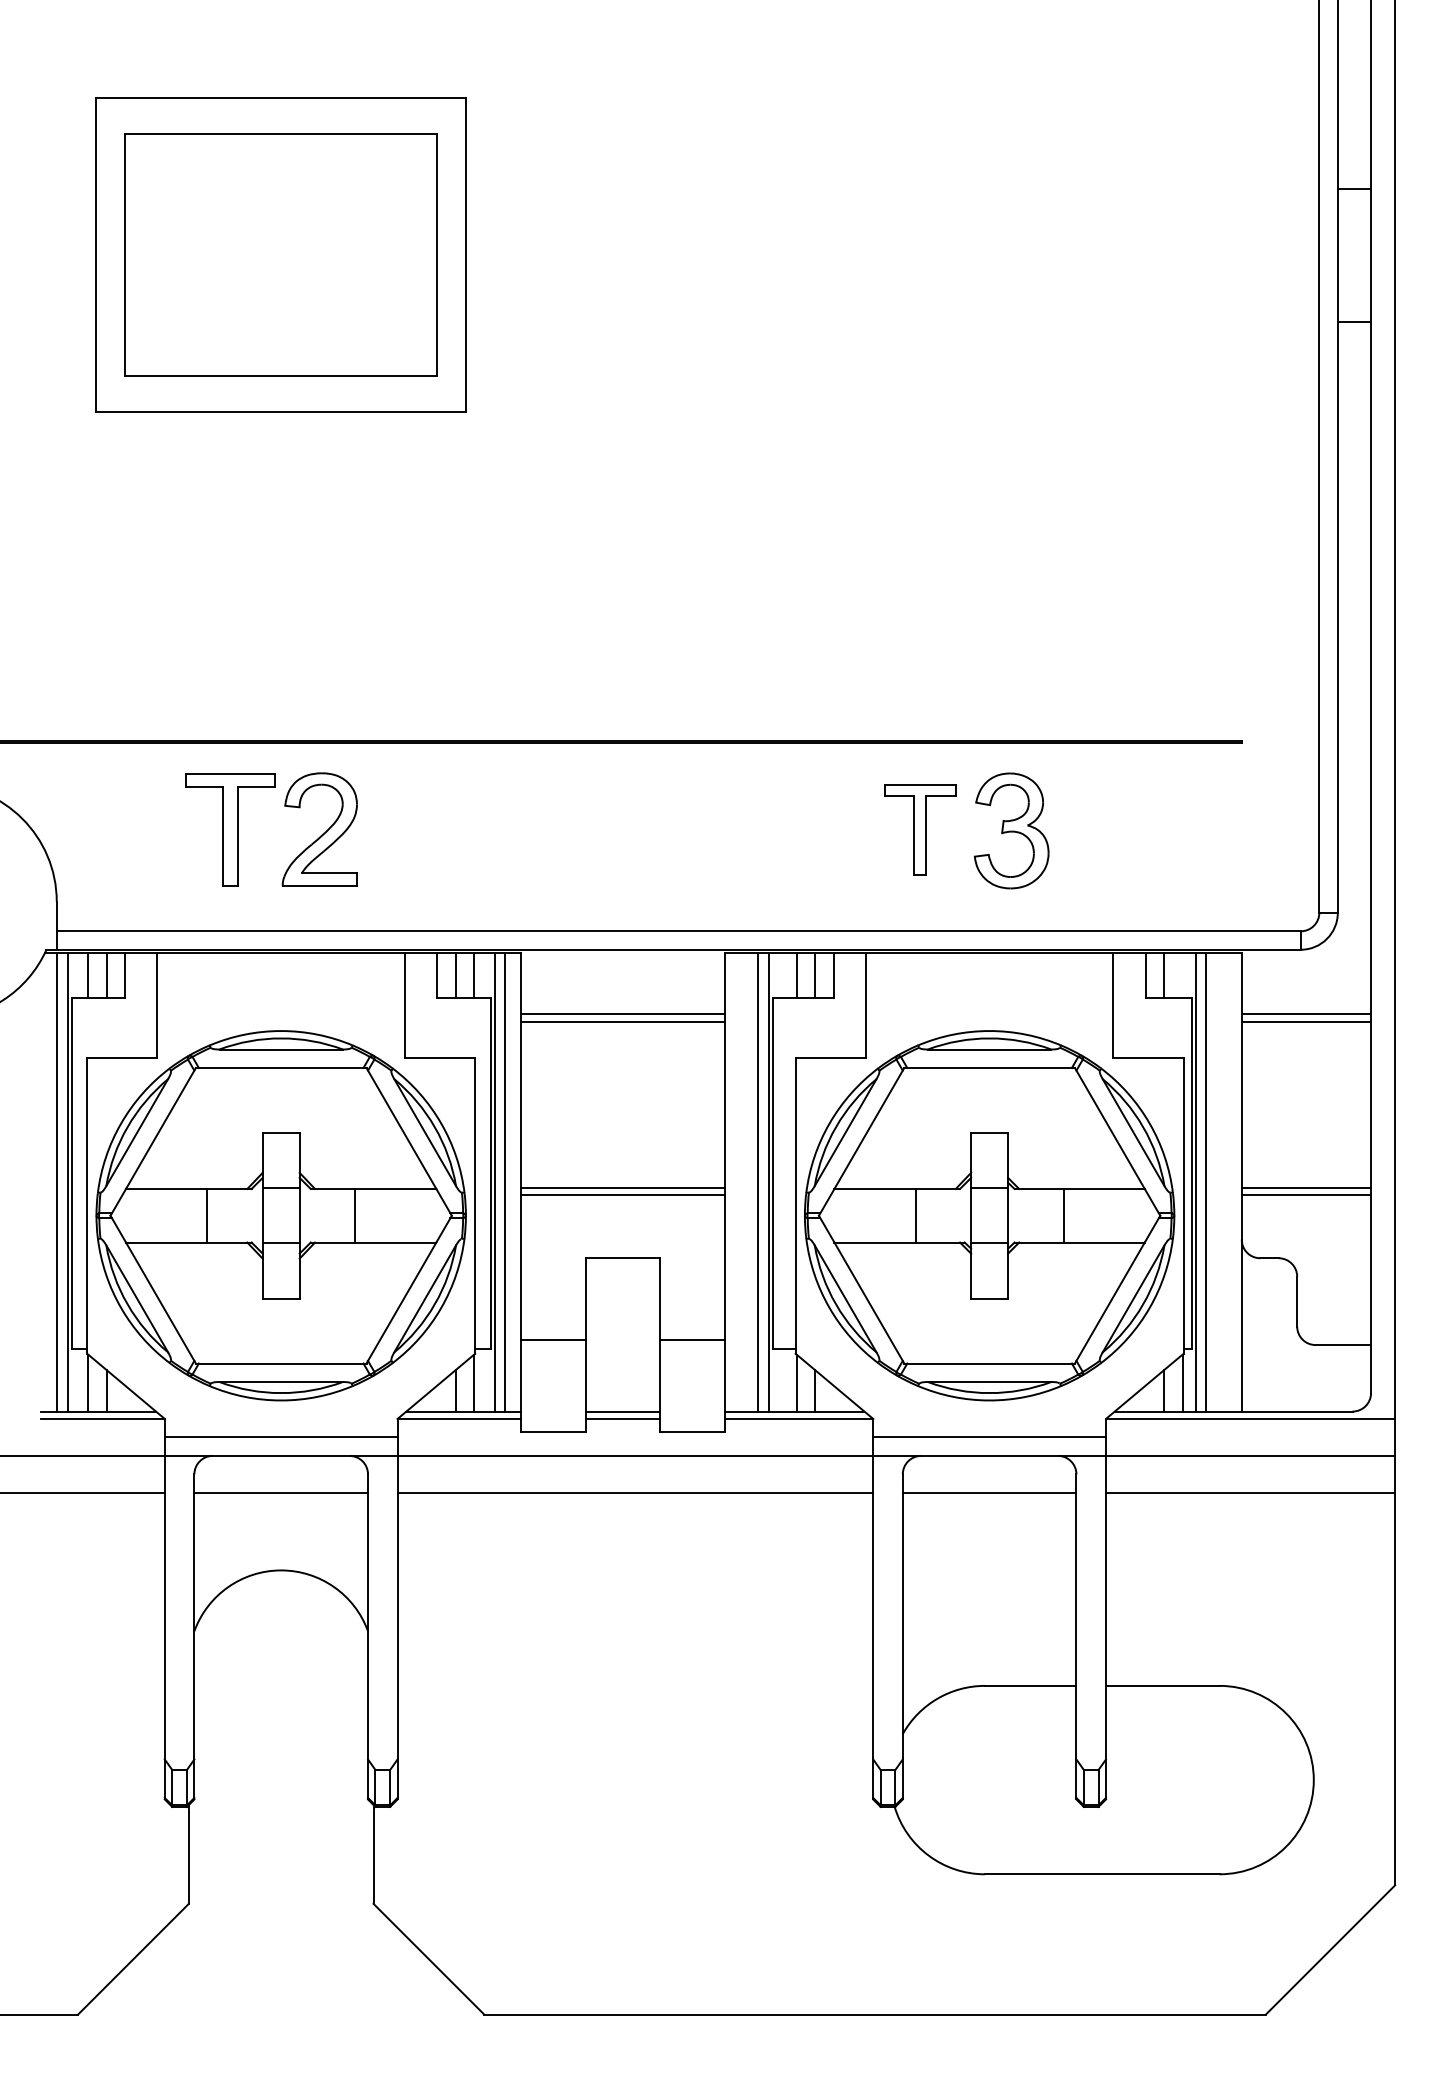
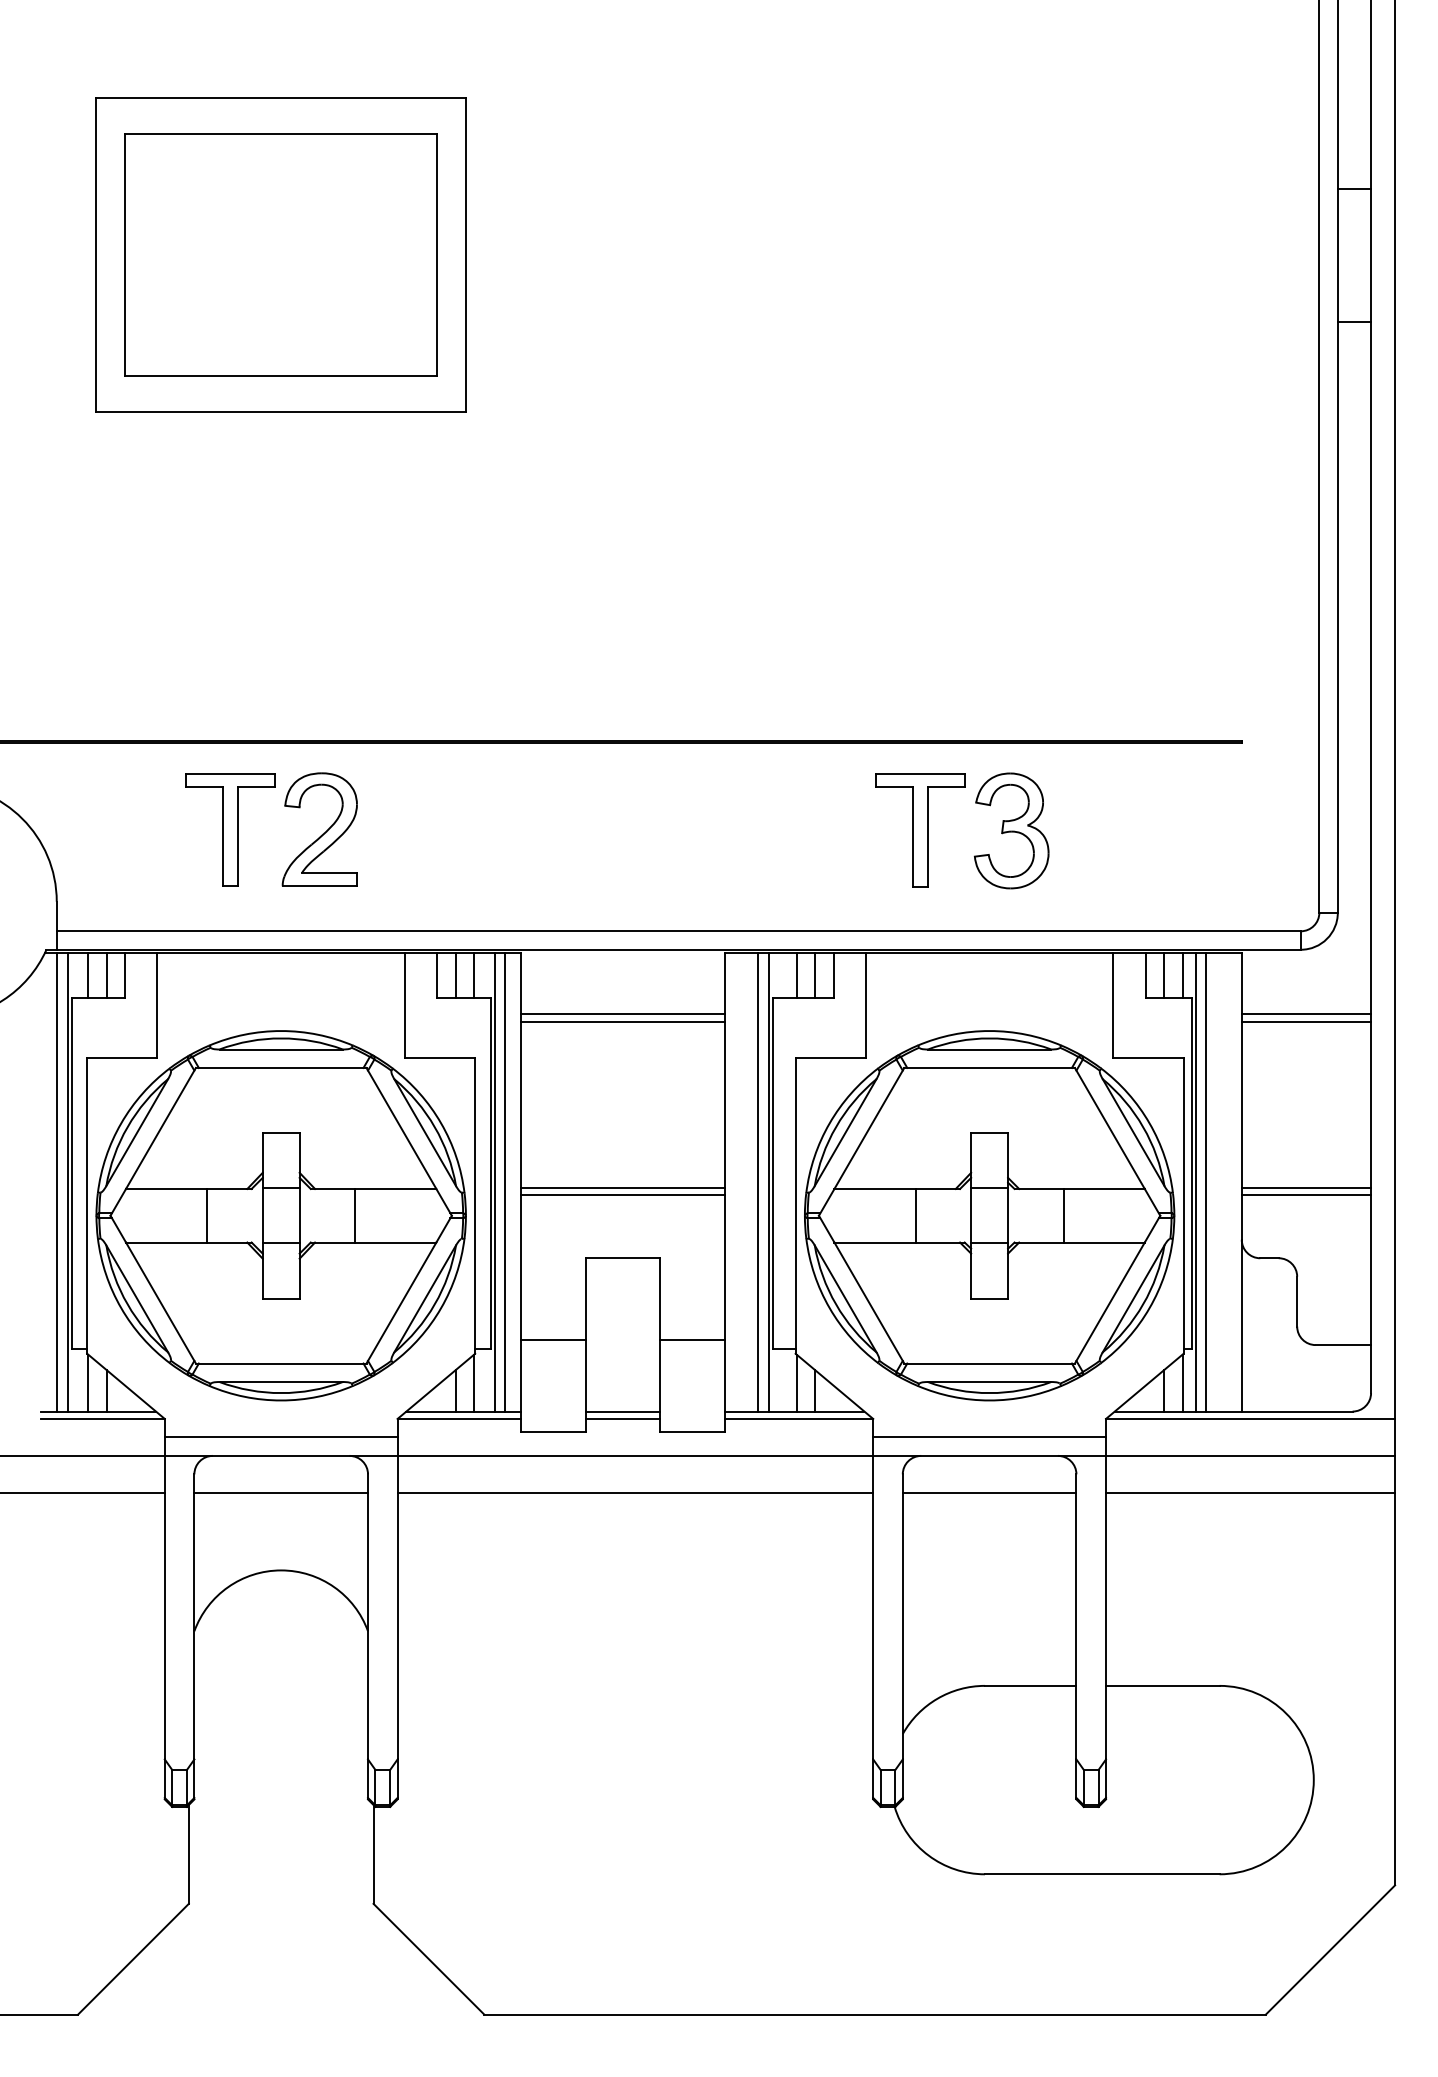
part size: 73x92 px -> 91x115 px (920, 830)
line: none -> present (1182, 975)
